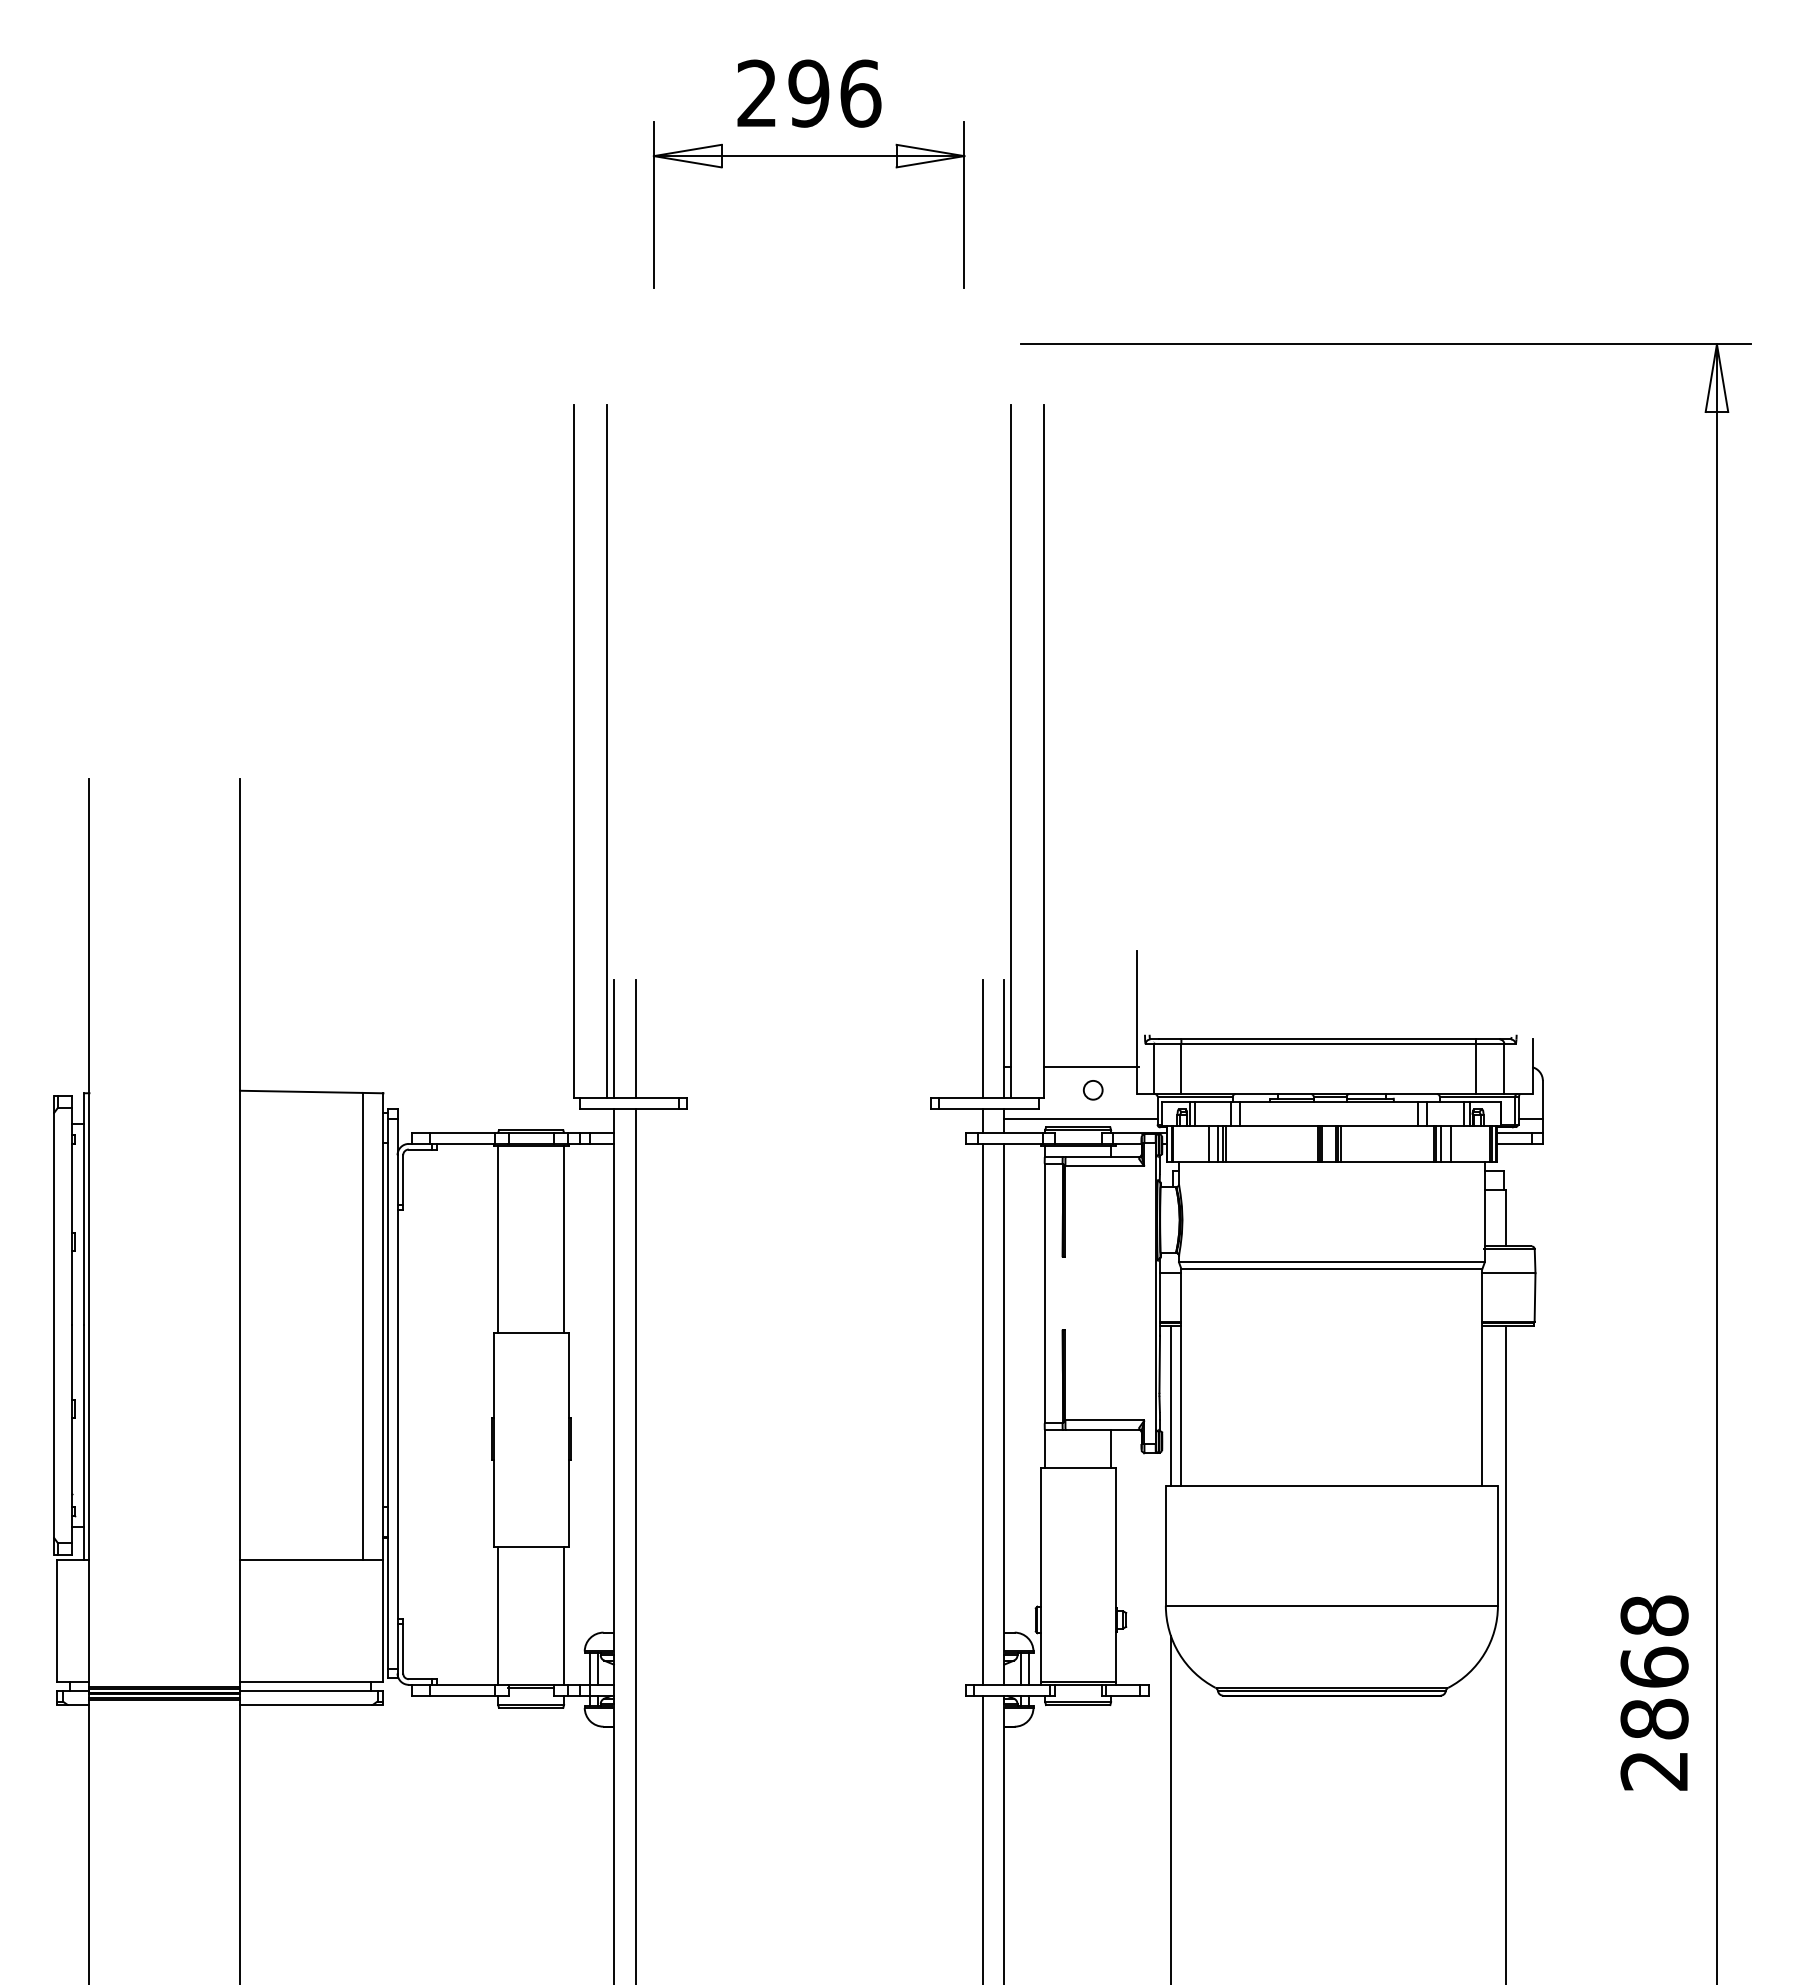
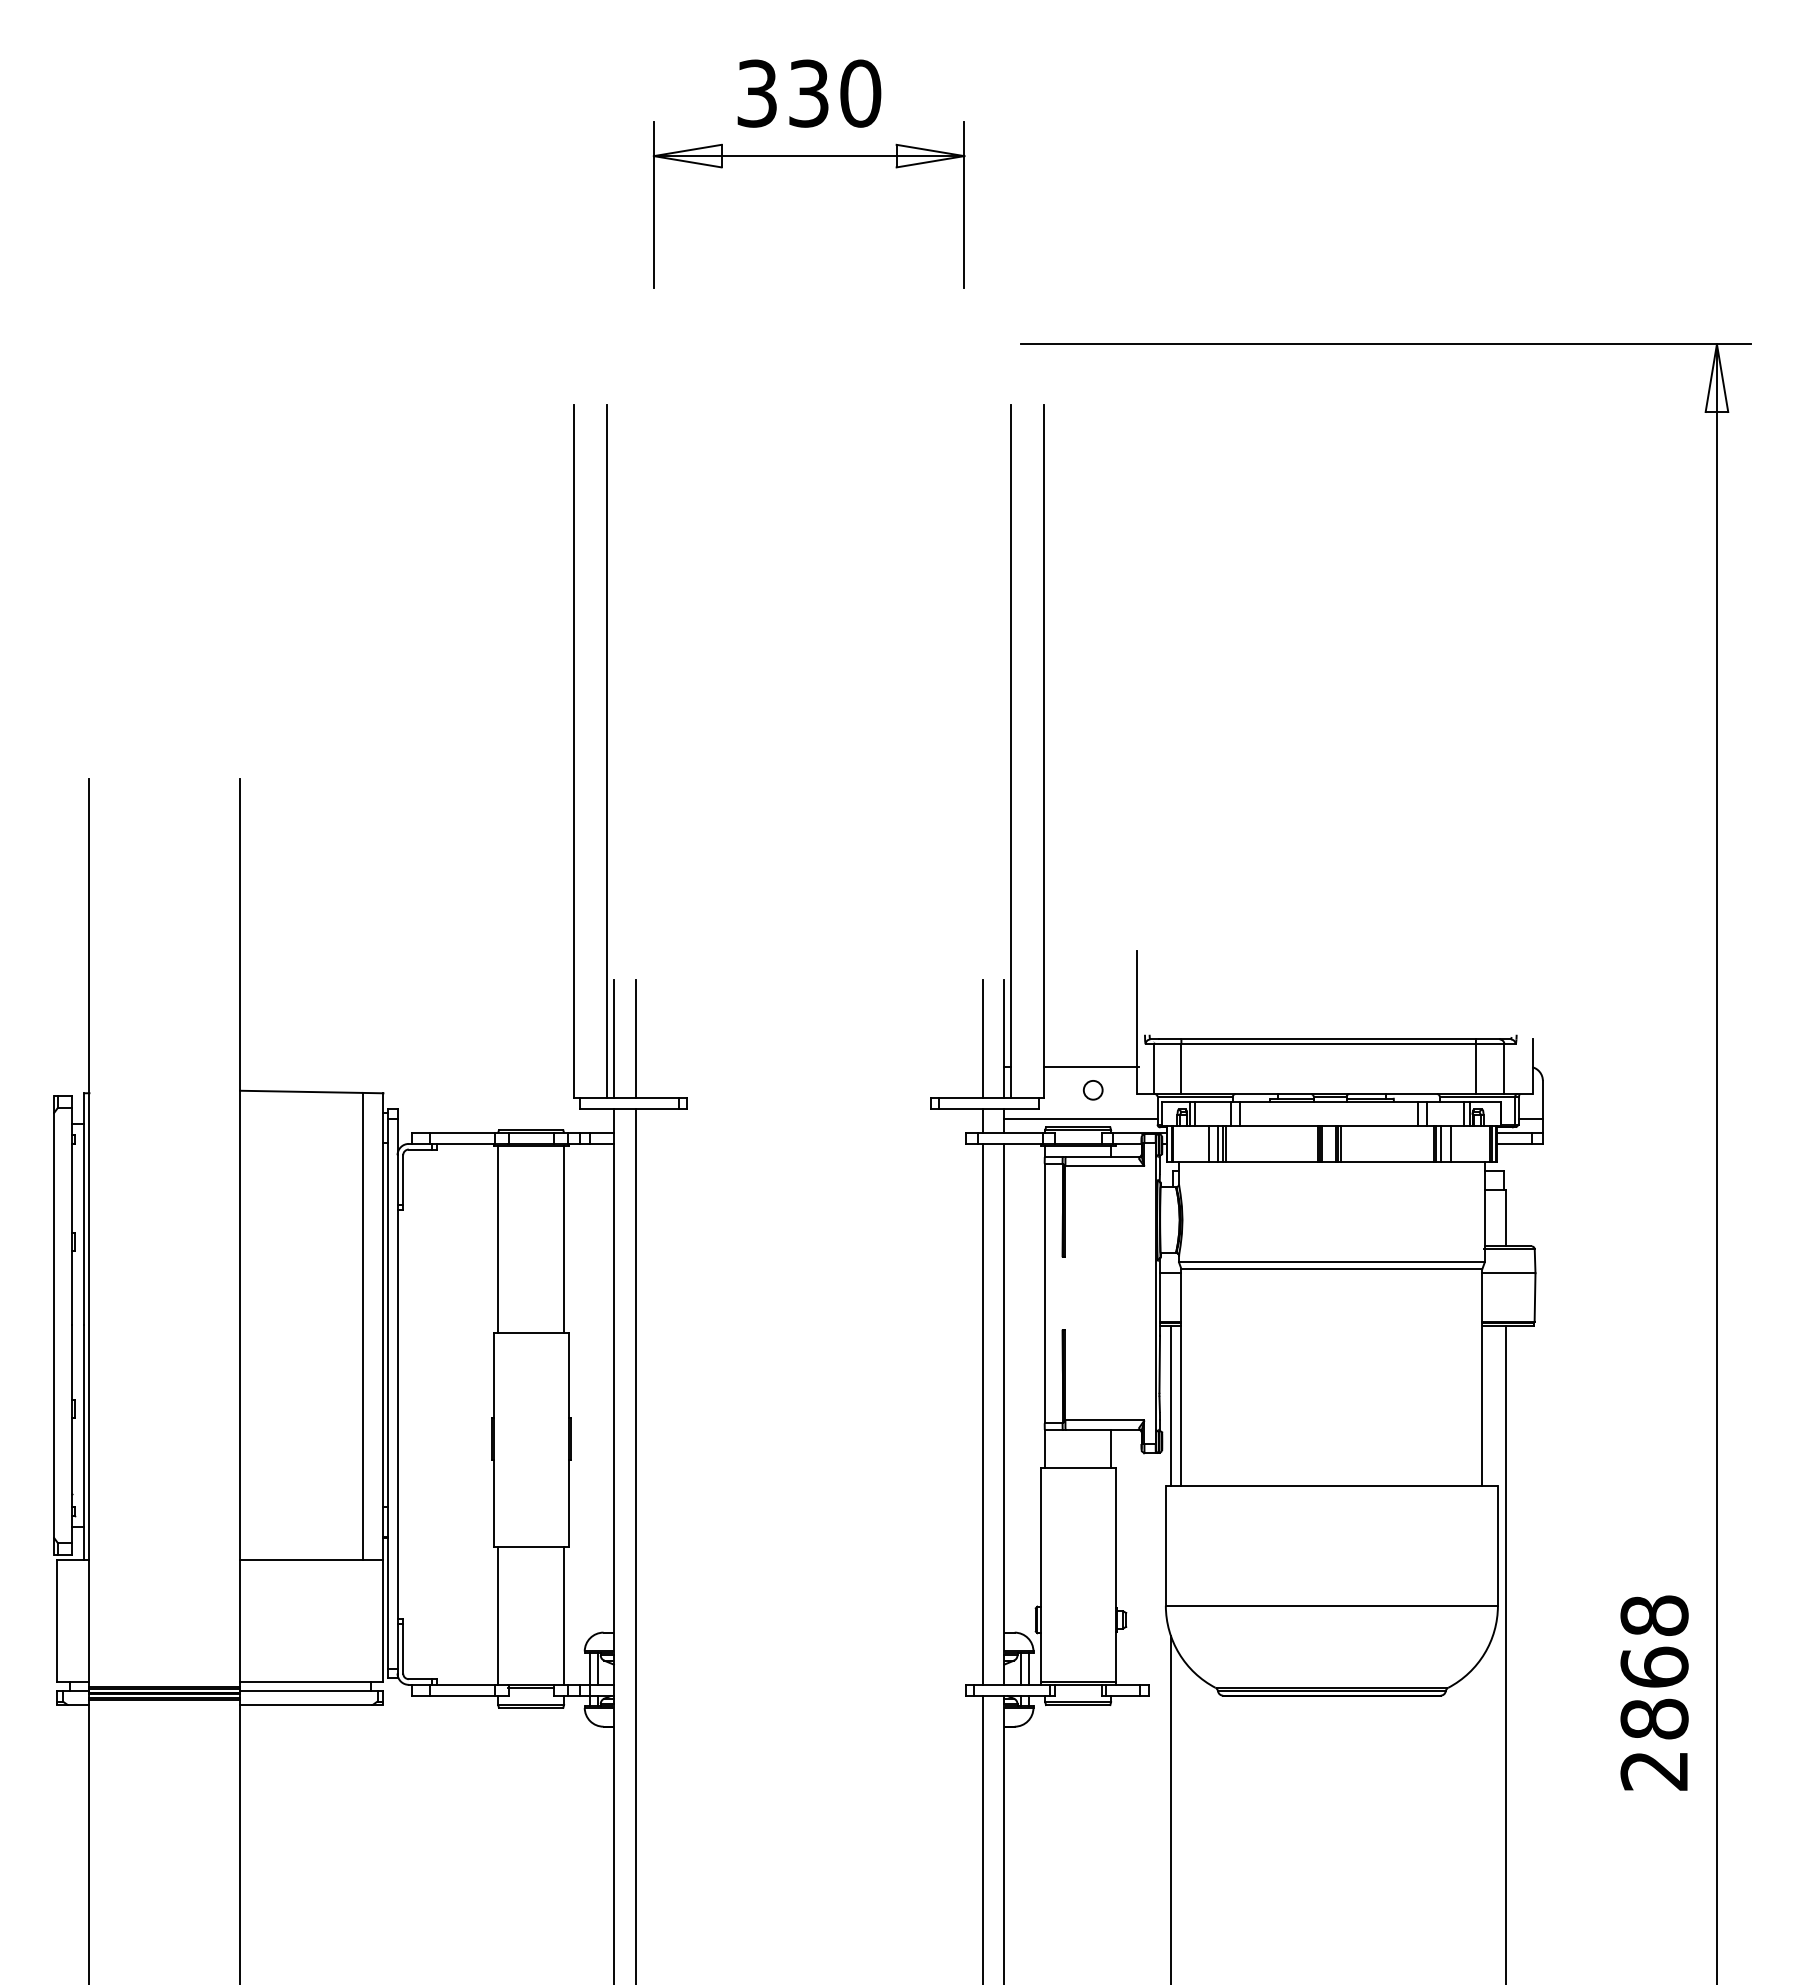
text: 296 -> 330 (809, 93)
